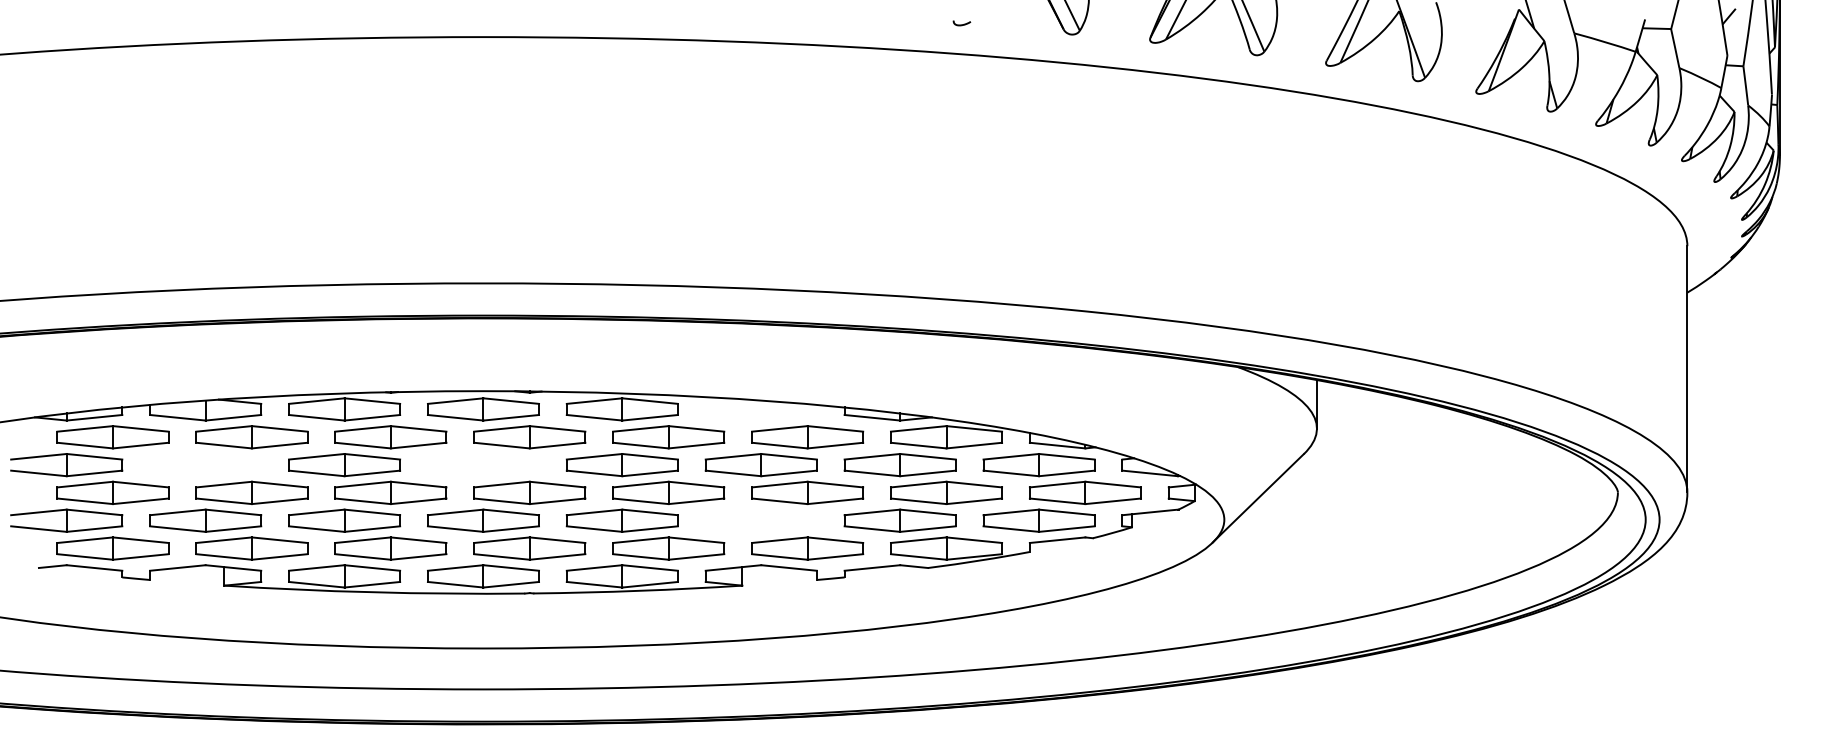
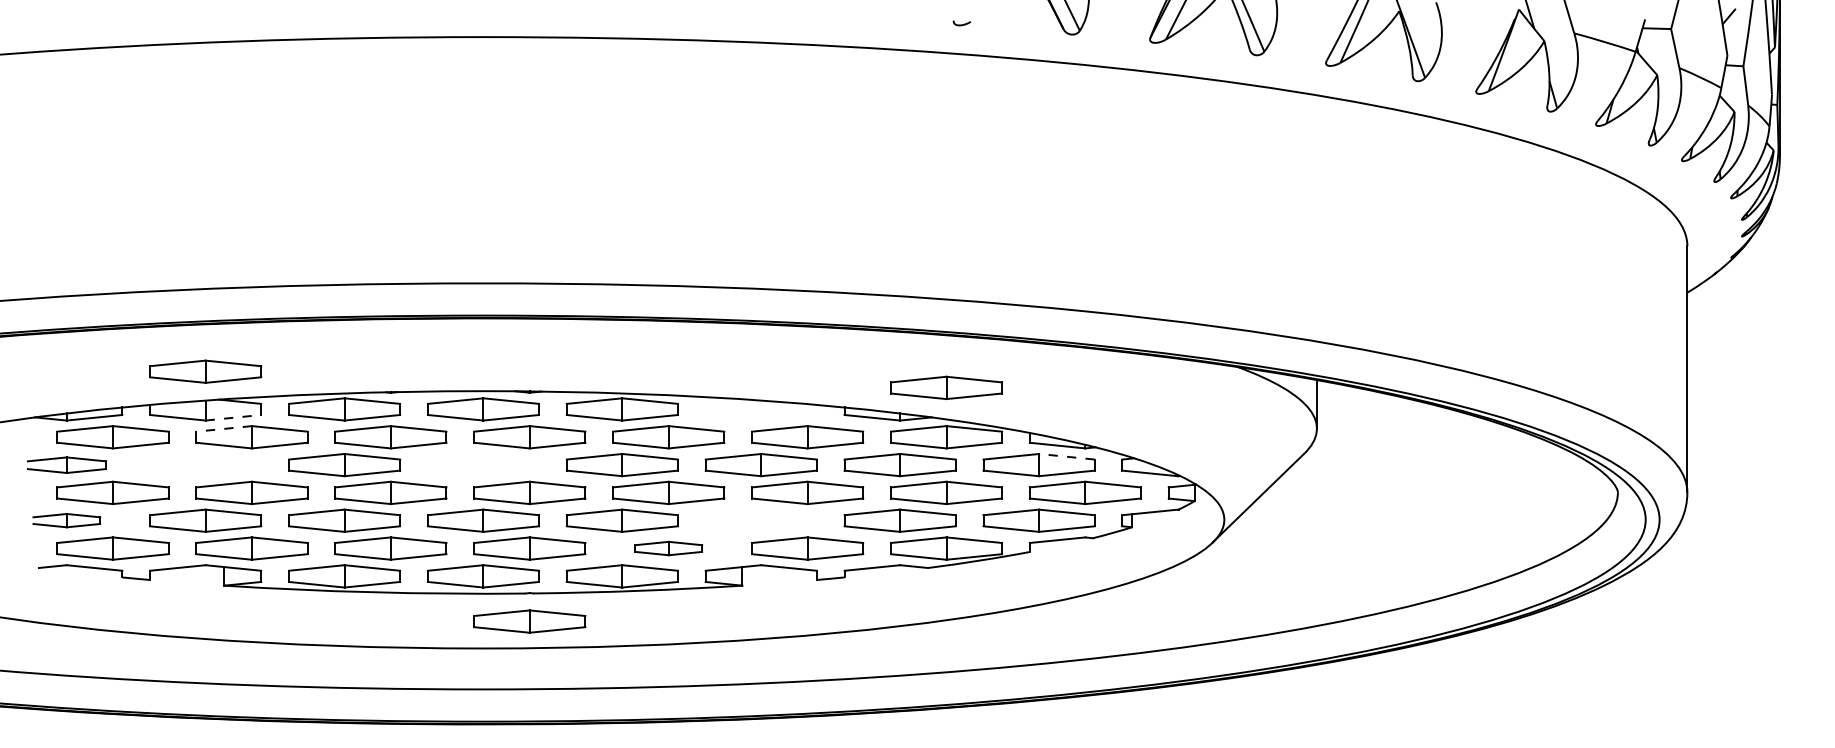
part: none -> present (205, 371)
part: none -> present (946, 387)
line: solid -> dashed (233, 417)
line: solid -> dashed (224, 428)
line: solid -> dashed (1066, 456)
part size: 114x25 px -> 80x18 px (66, 464)
part size: 114x25 px -> 70x16 px (66, 520)
part size: 114x25 px -> 70x17 px (668, 548)
part: none -> present (529, 621)
